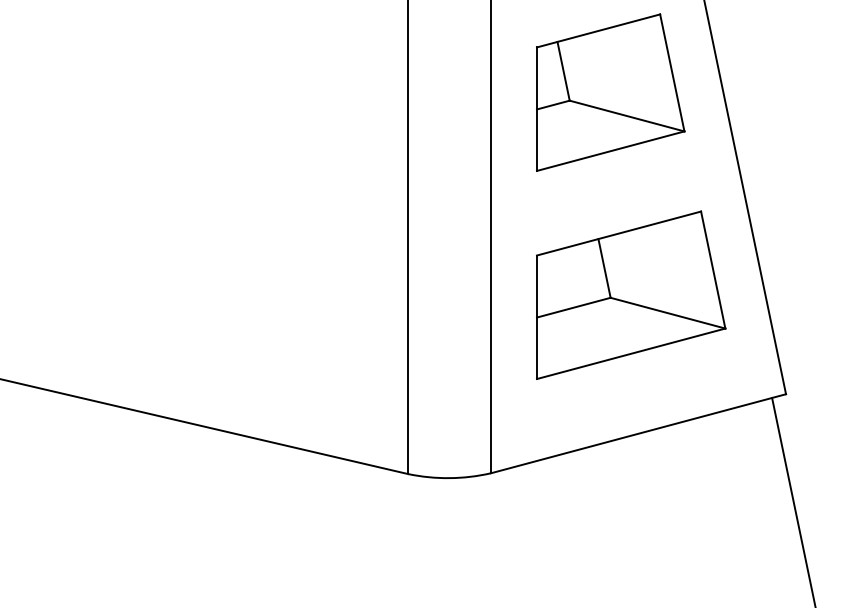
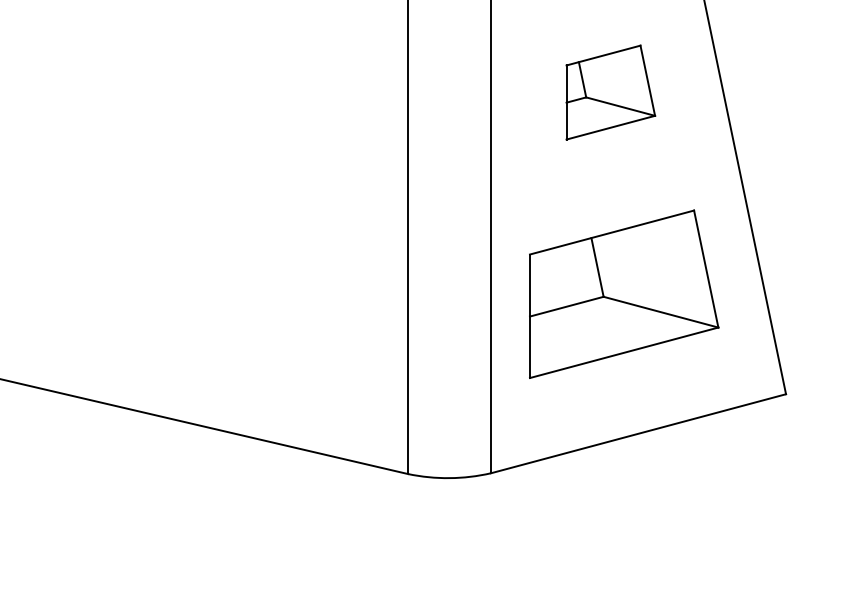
part size: 150x159 px -> 92x97 px (610, 92)
part position: (631, 294) -> (624, 293) (624, 293)
line: present -> none (793, 500)
